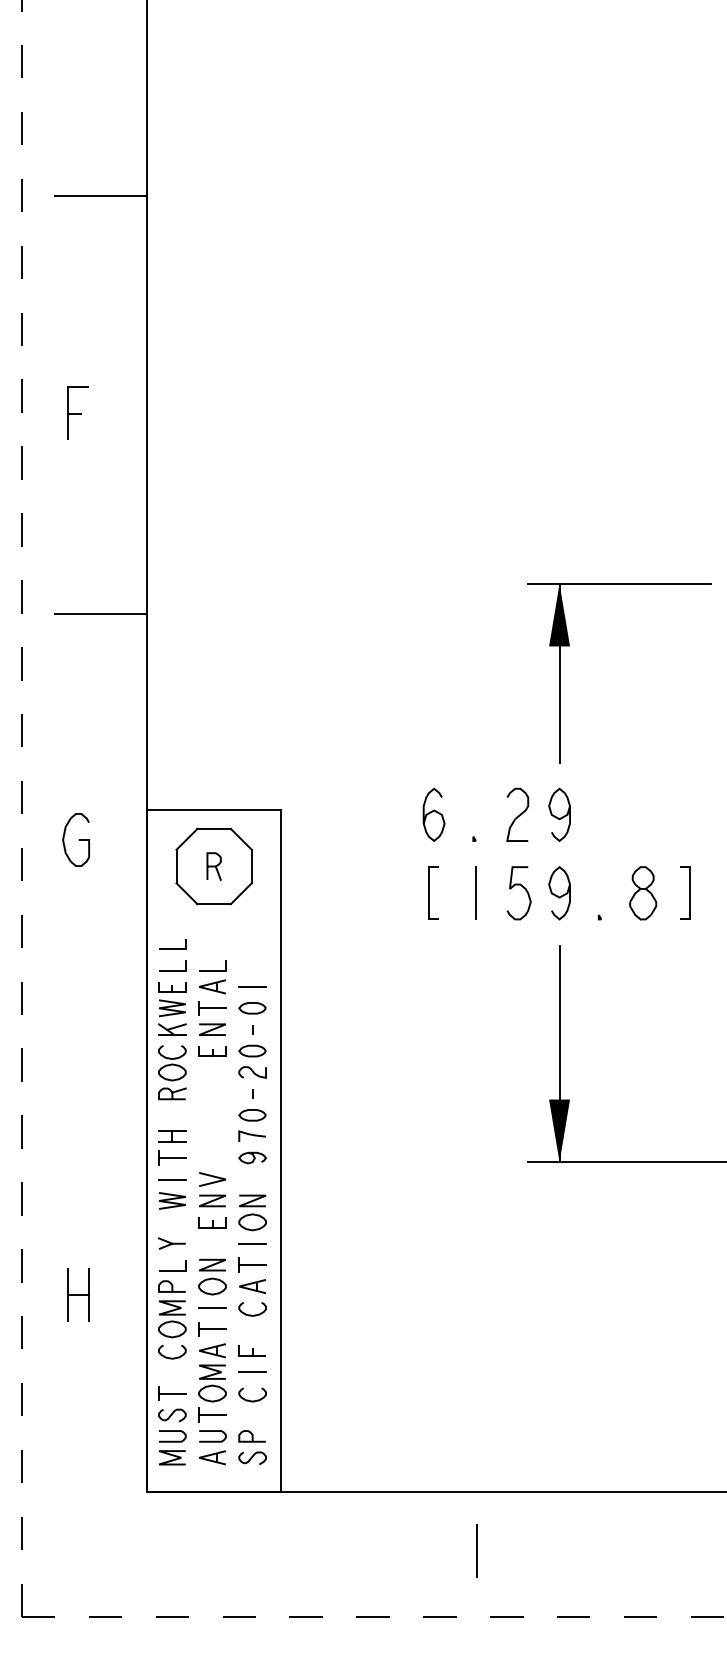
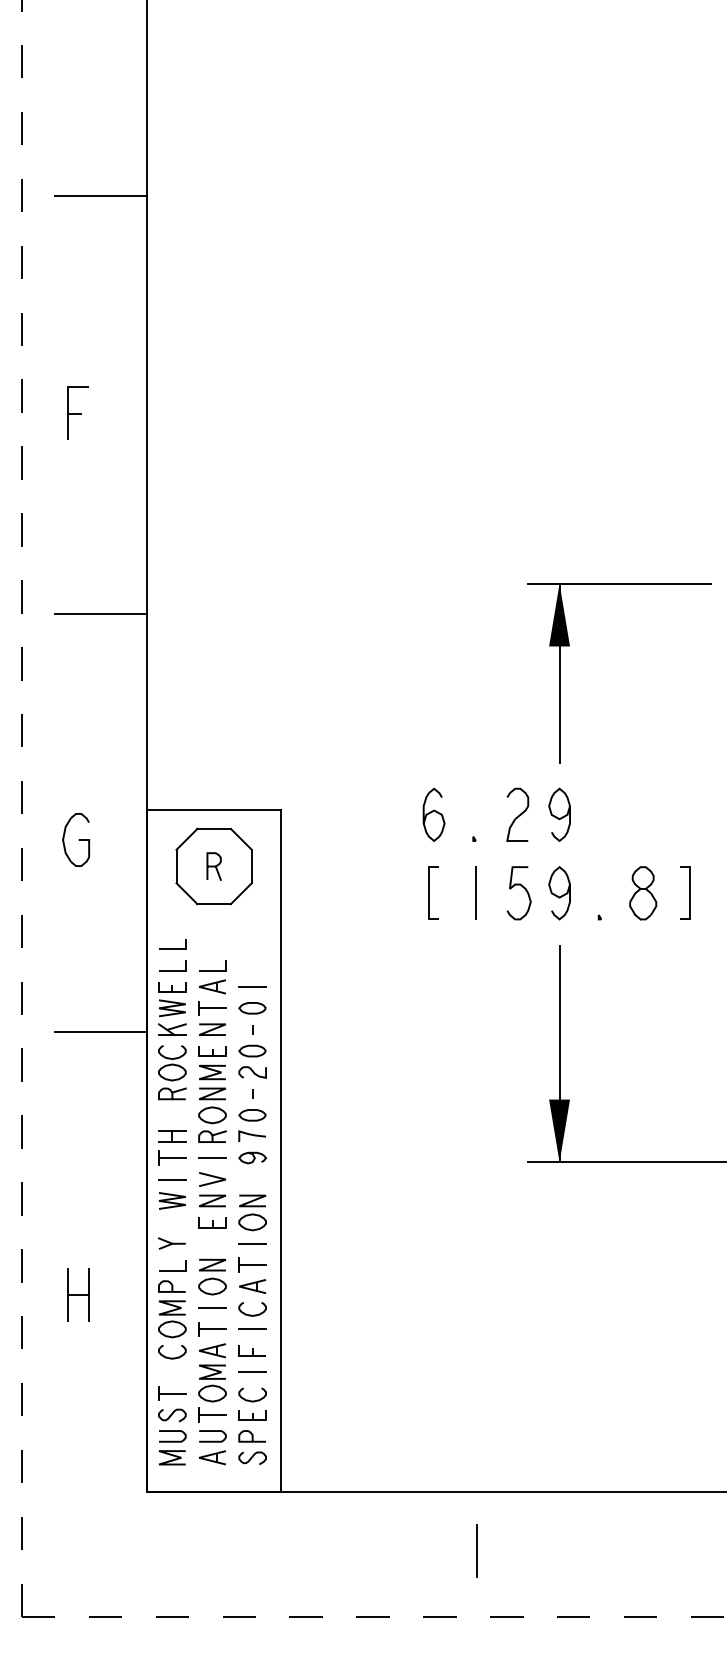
line: none -> present (101, 1031)
part: none -> present (212, 1103)
line: none -> present (212, 1158)
line: none -> present (252, 1329)
part: none -> present (252, 1415)
